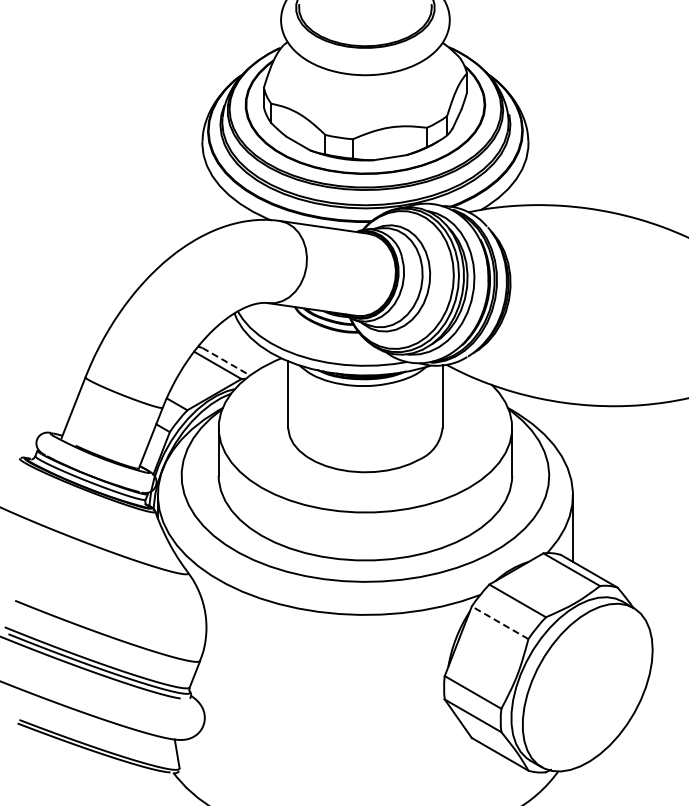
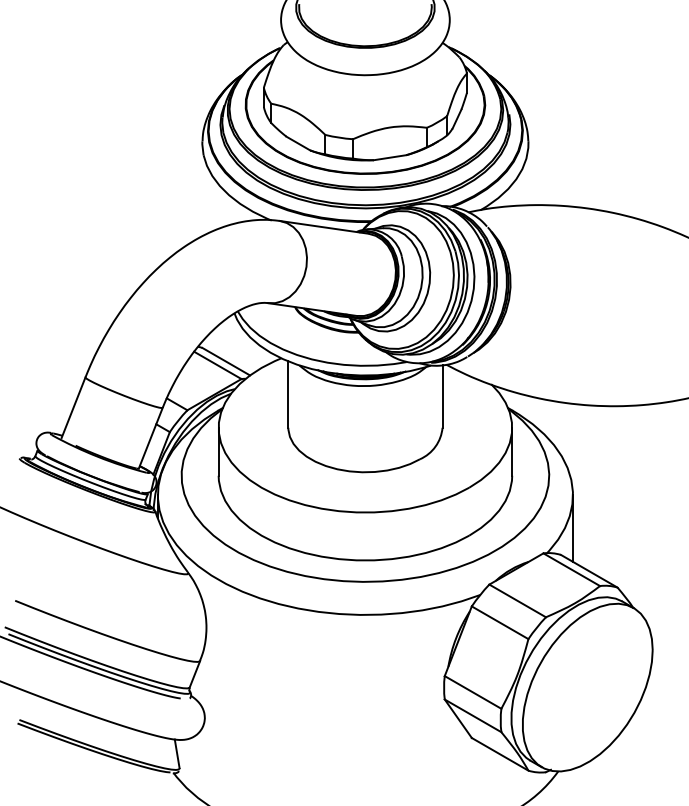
line: dashed -> solid (226, 361)
line: dashed -> solid (500, 622)
